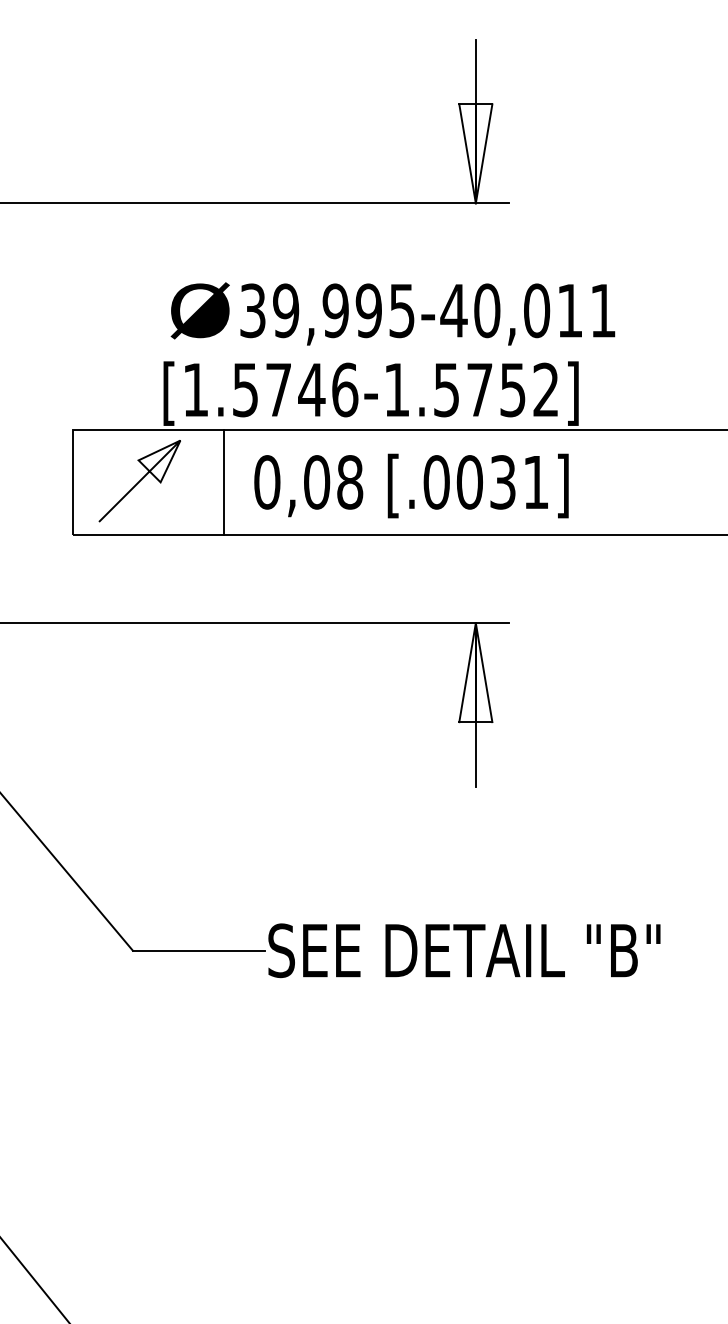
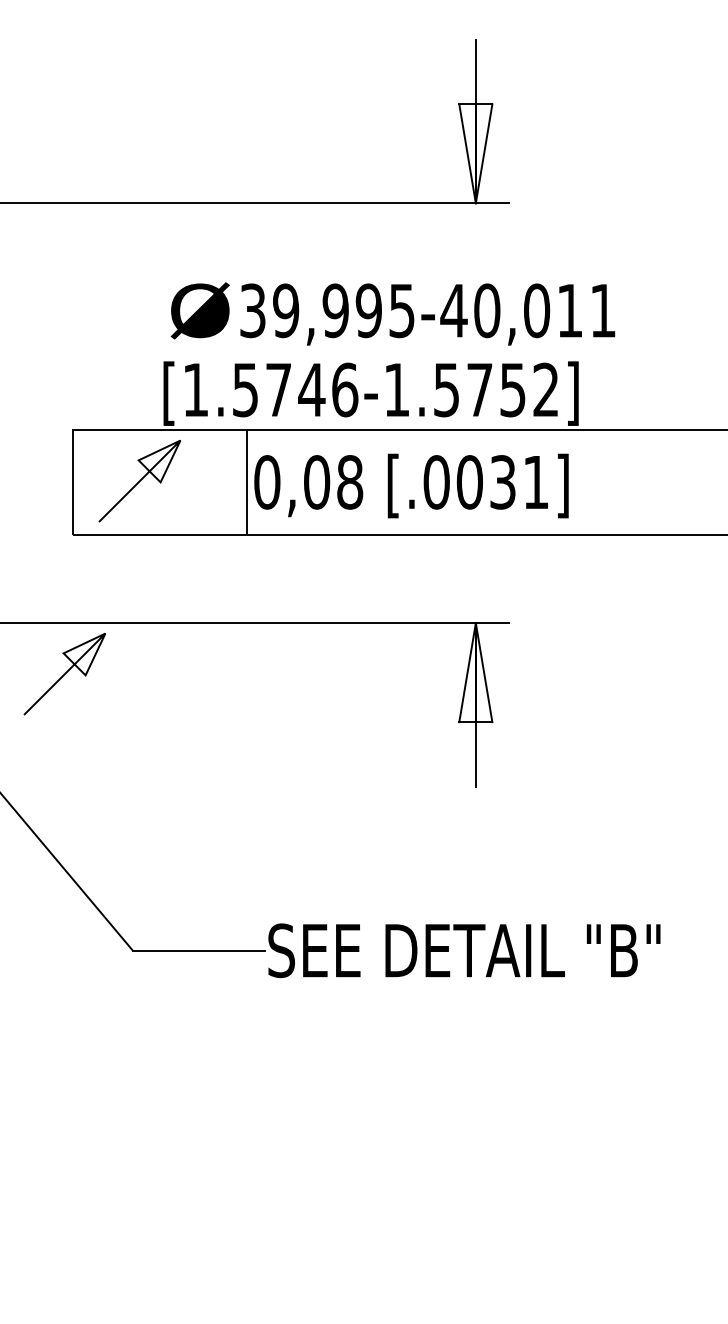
line position: (224, 482) -> (247, 482) (247, 482)
line: none -> present (64, 674)
line: present -> none (34, 1280)
